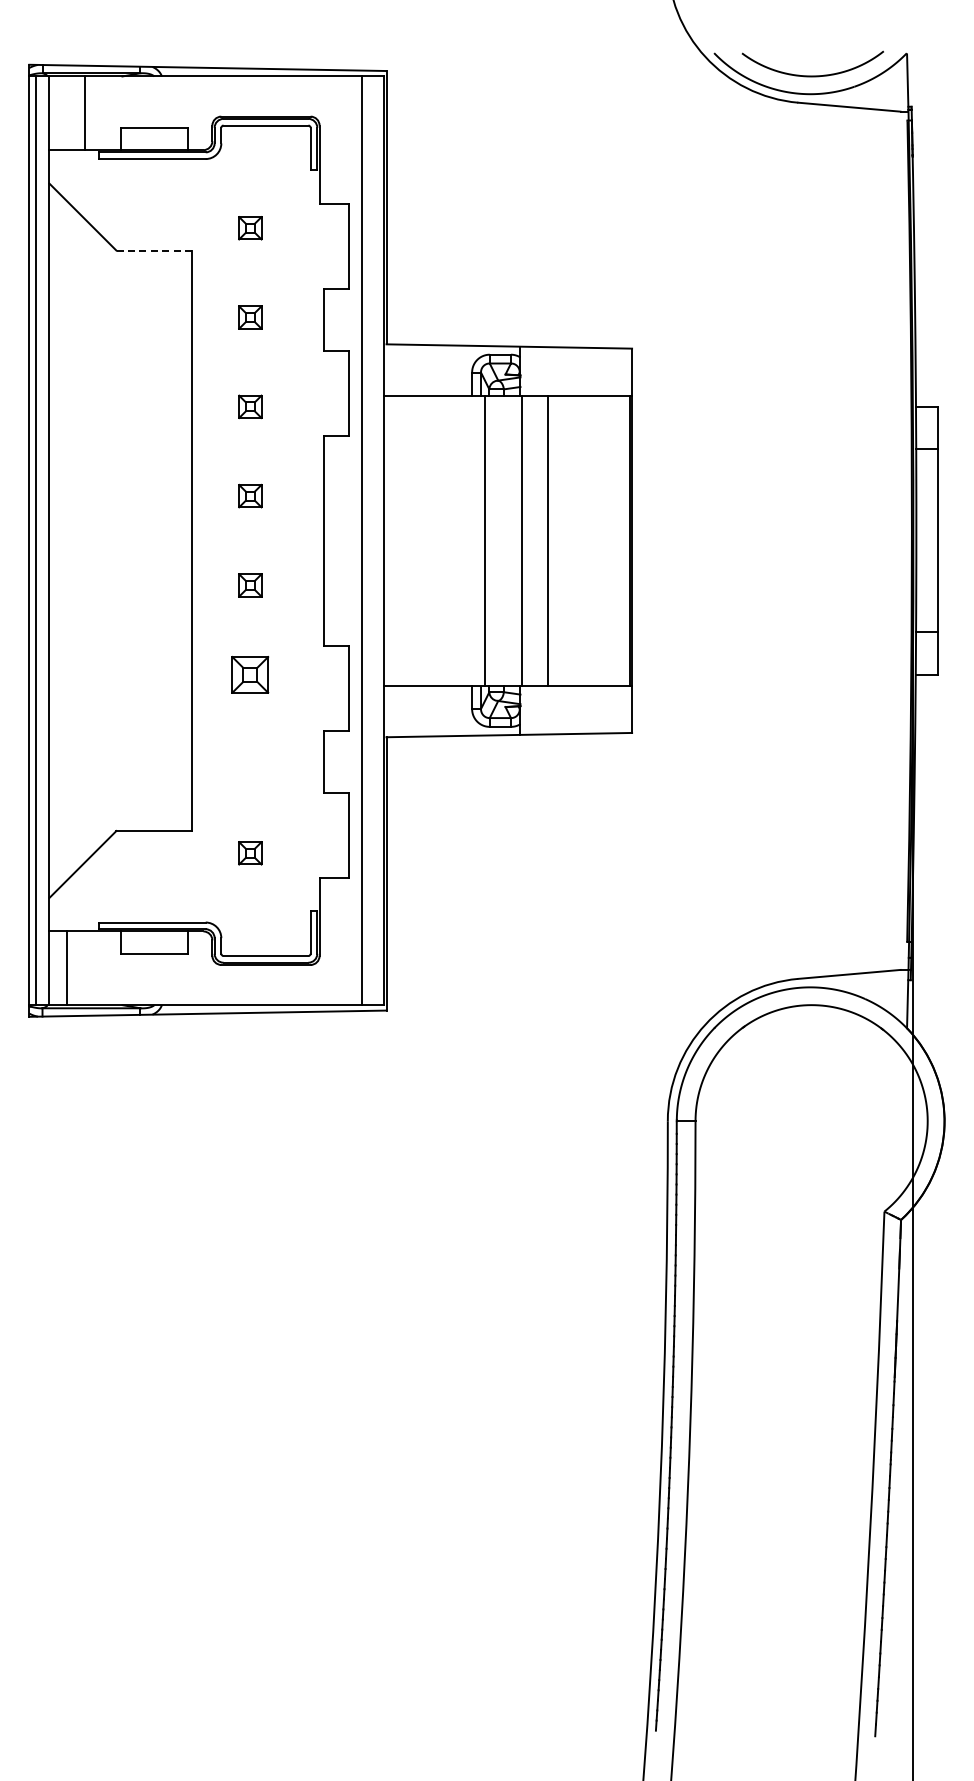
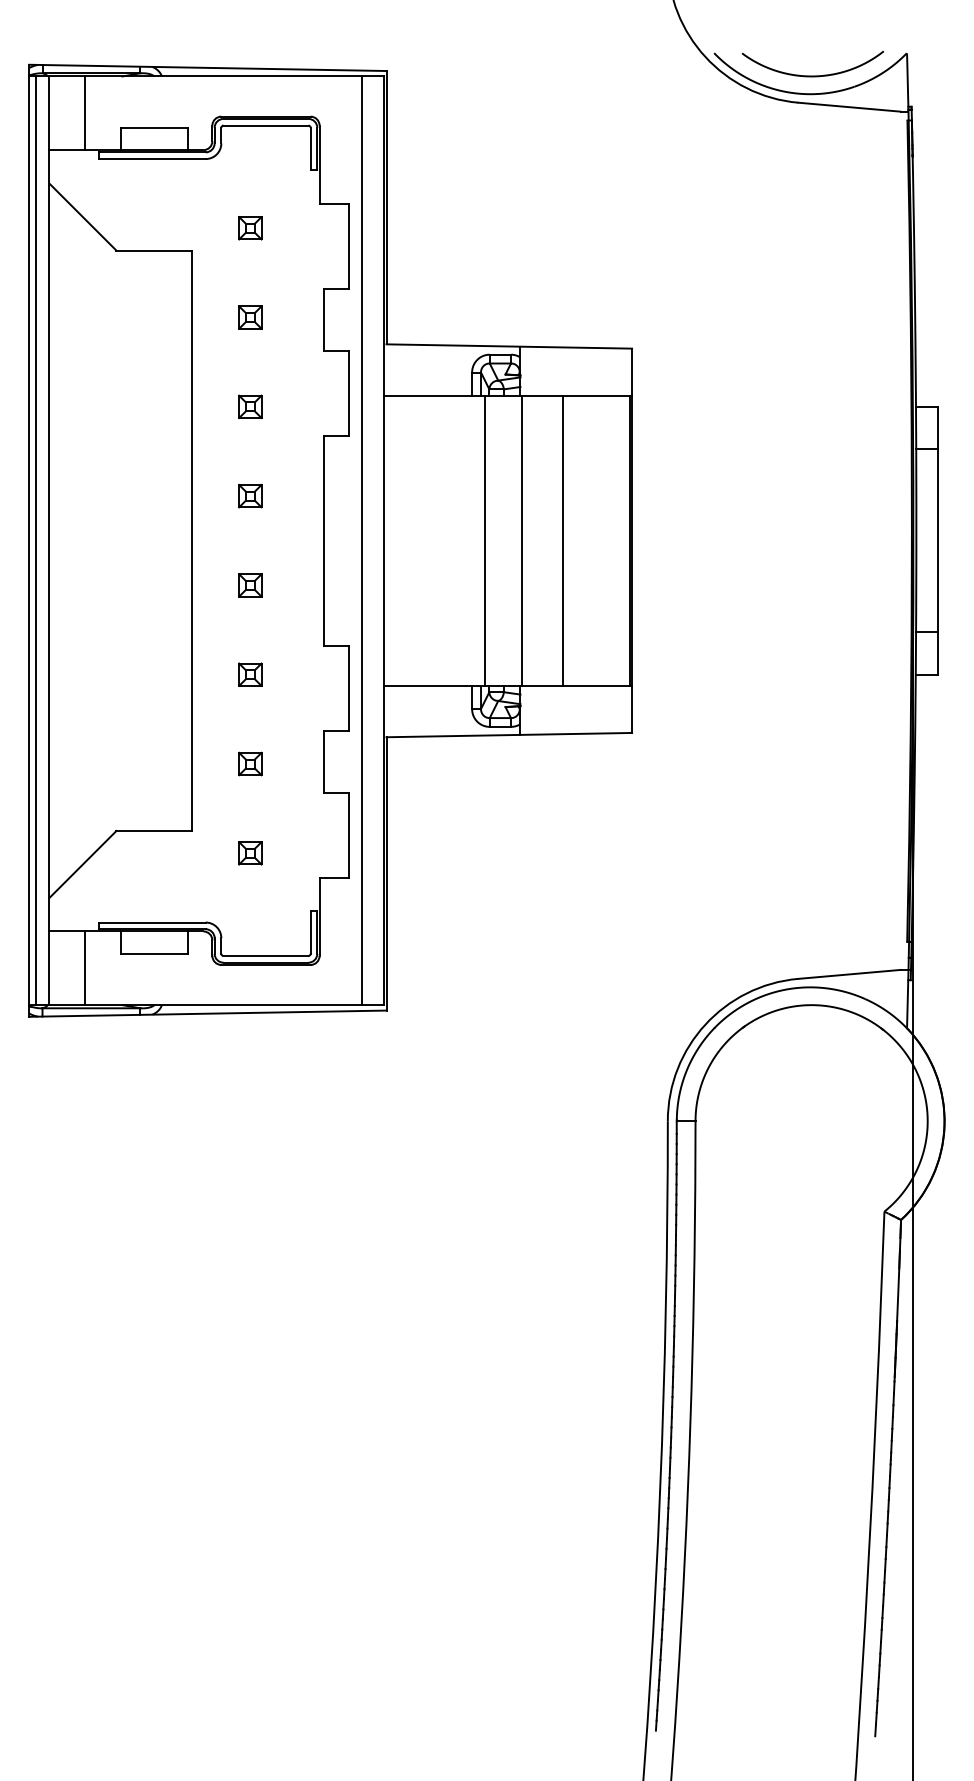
line: dashed -> solid (154, 250)
line position: (547, 540) -> (562, 540) (562, 540)
part size: 39x38 px -> 25x25 px (250, 674)
part: none -> present (250, 763)
line position: (67, 968) -> (85, 968) (85, 968)
